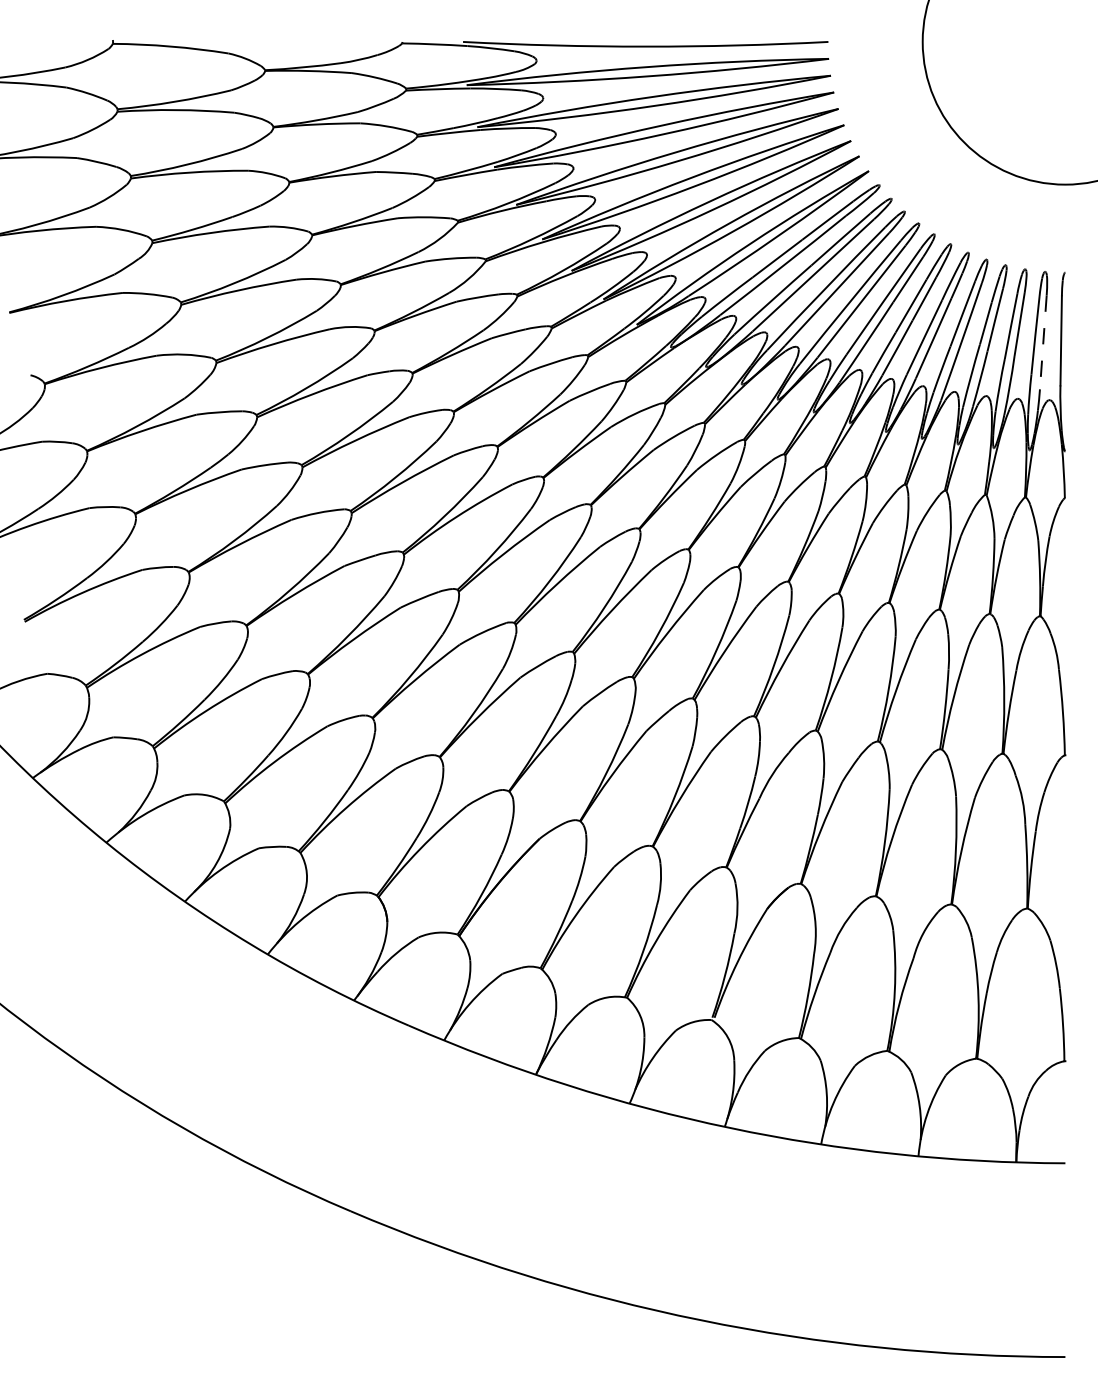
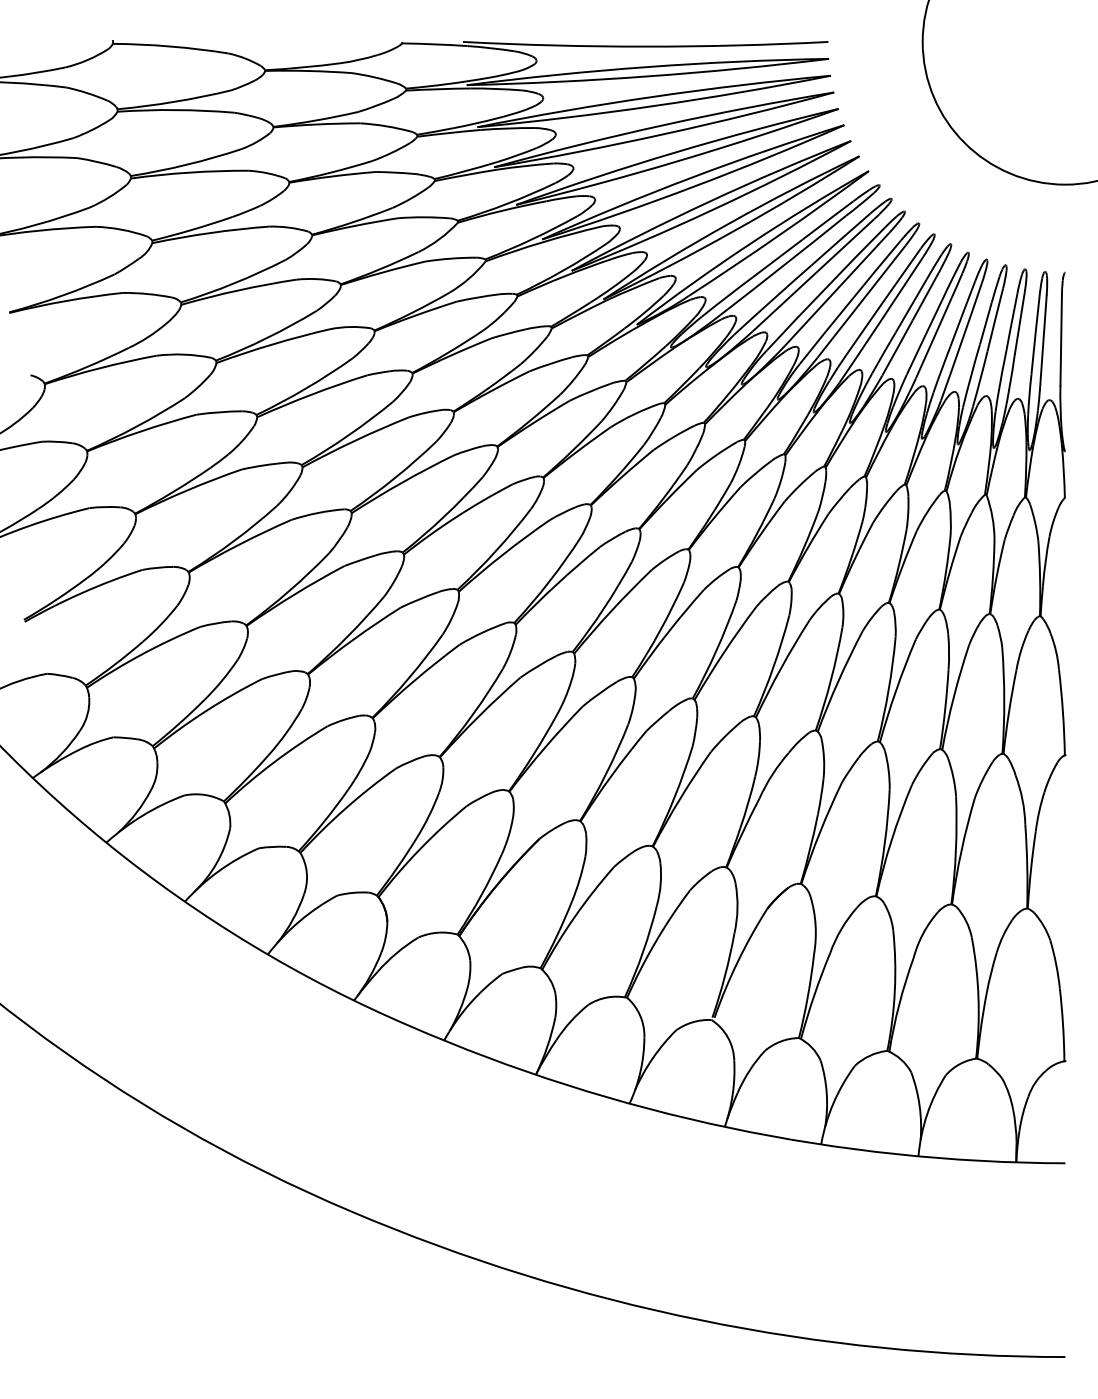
line: dashed -> solid (1043, 342)
